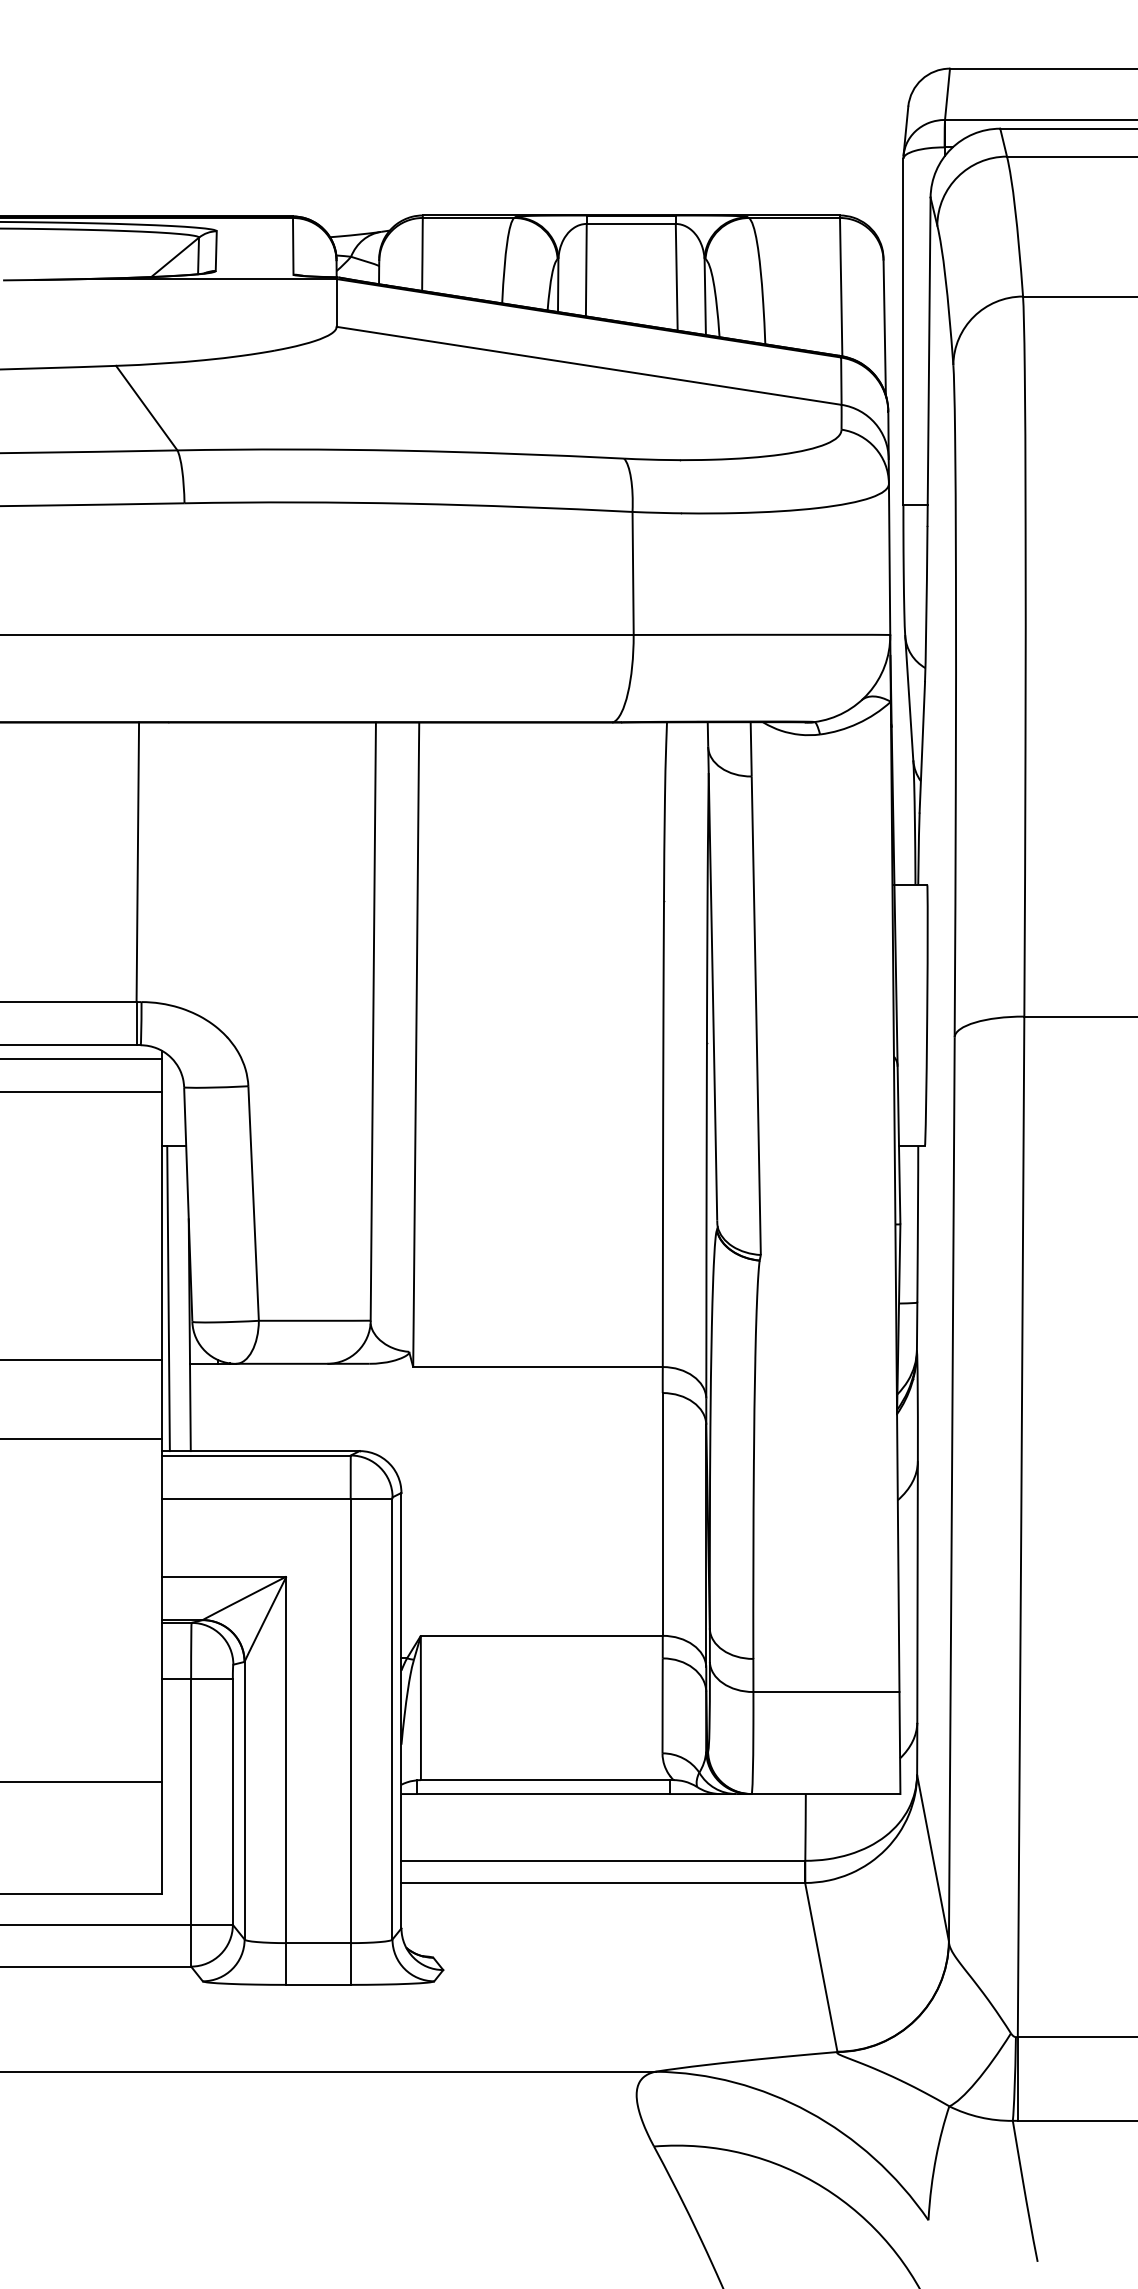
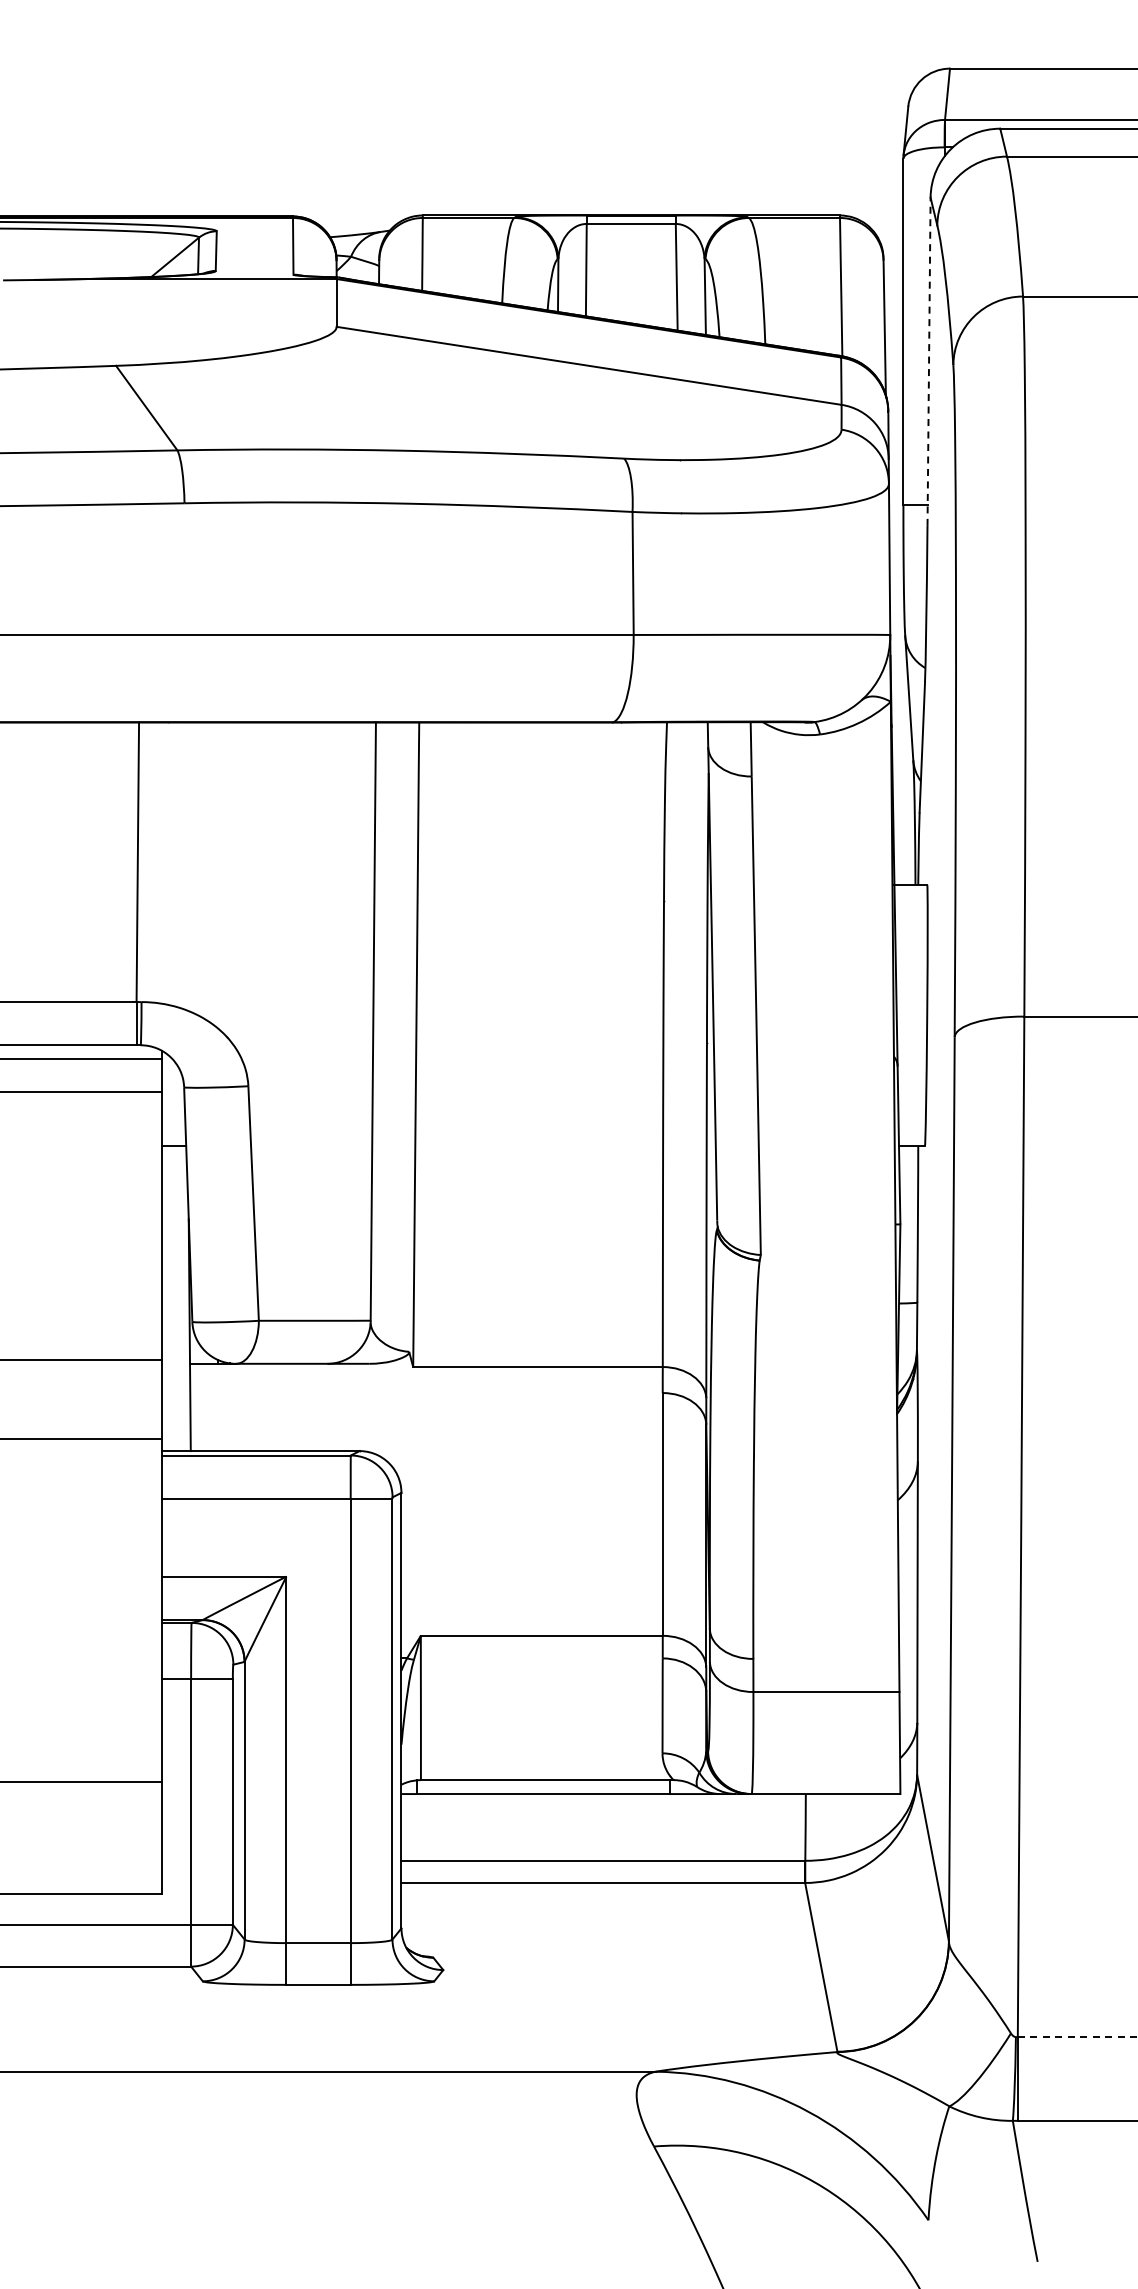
line: solid -> dashed (929, 361)
line: present -> none (168, 1298)
line: solid -> dashed (1077, 2037)
